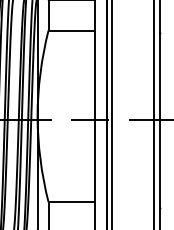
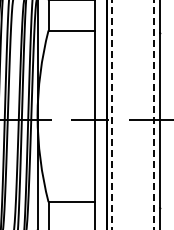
line: solid -> dashed (111, 114)
line: solid -> dashed (153, 115)
